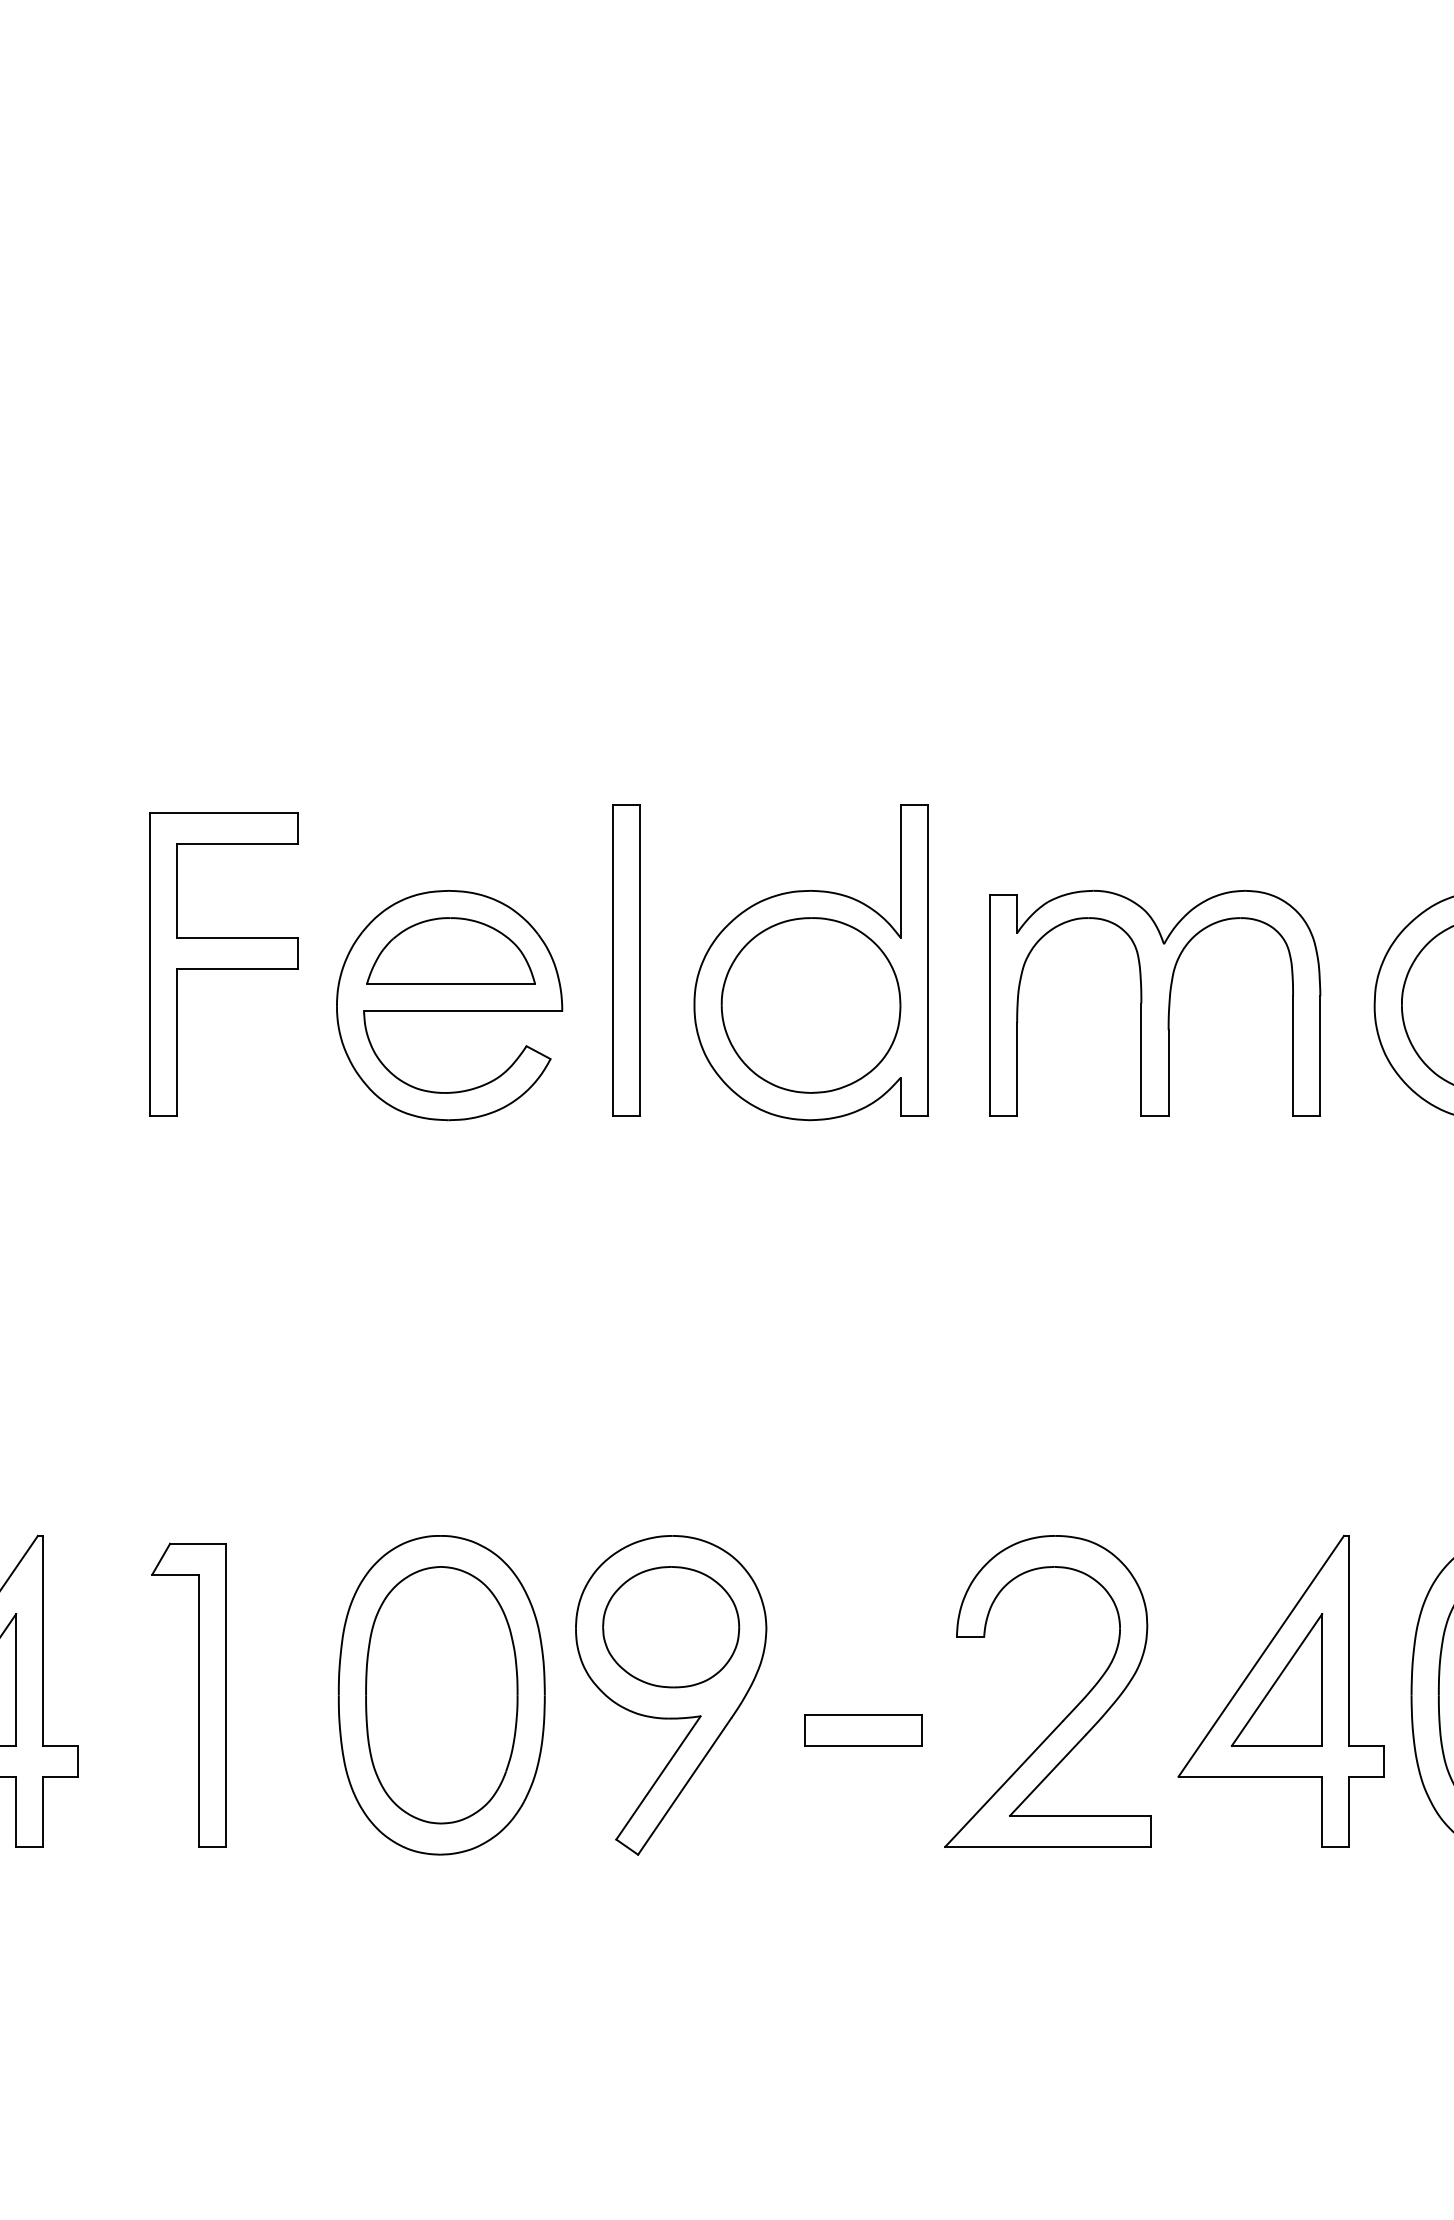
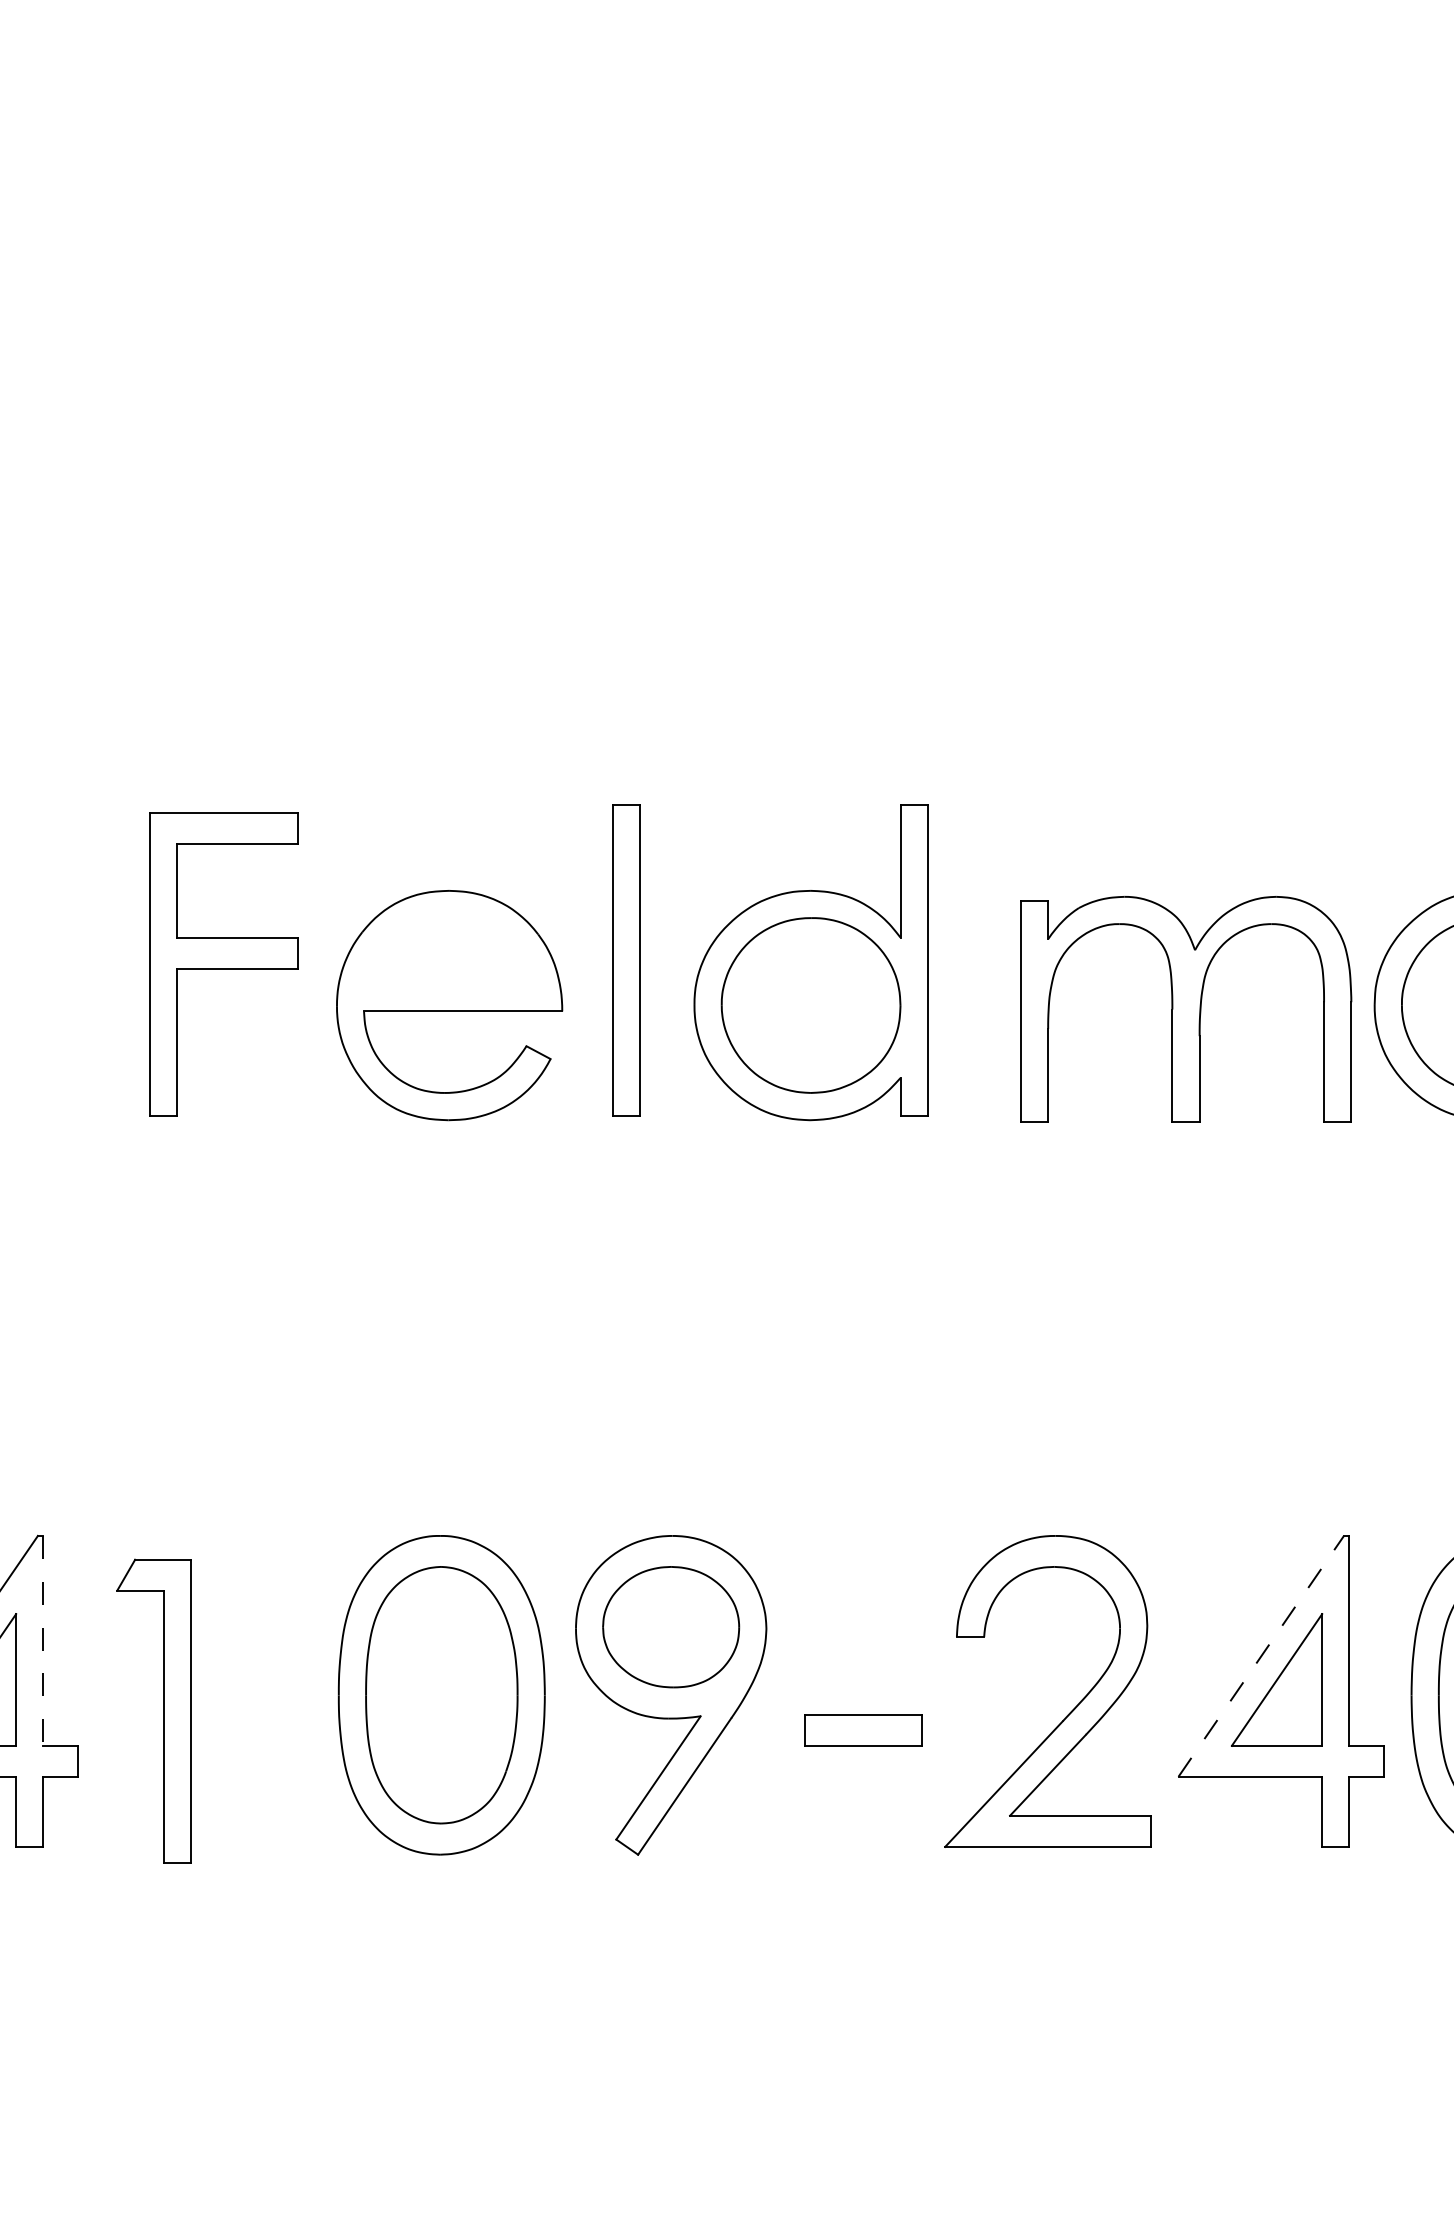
part: present -> none (450, 950)
part position: (1155, 1003) -> (1186, 1009) (1186, 1009)
line: solid -> dashed (43, 1640)
line: solid -> dashed (1261, 1655)
part position: (198, 1694) -> (163, 1710) (163, 1710)
